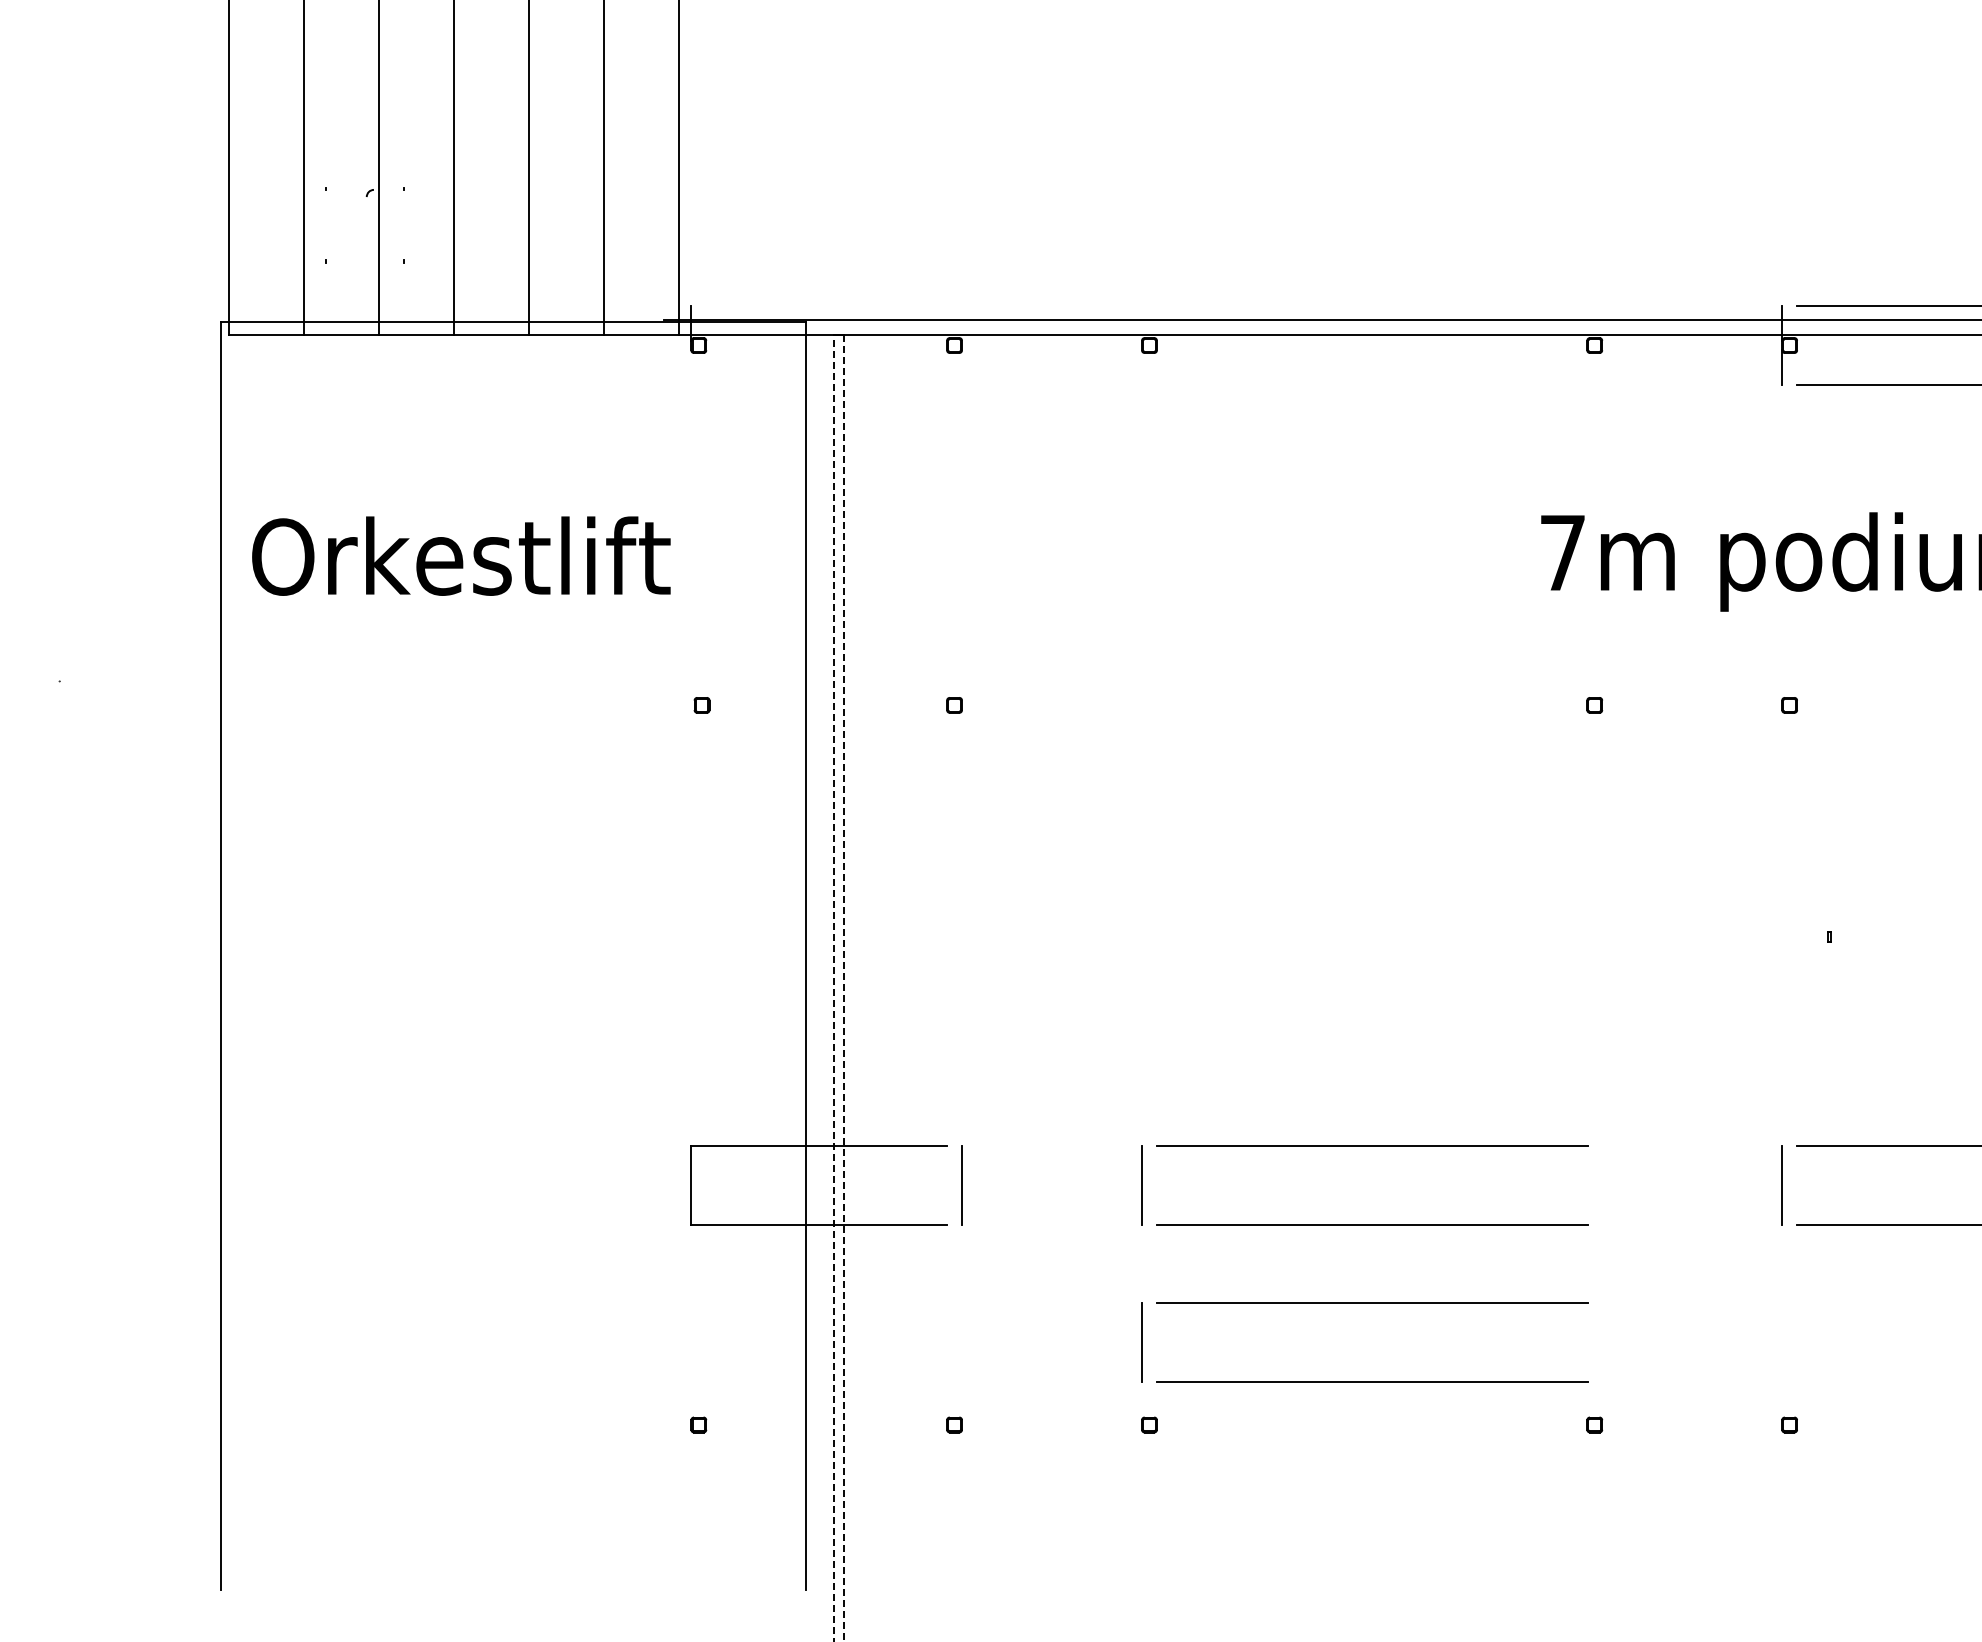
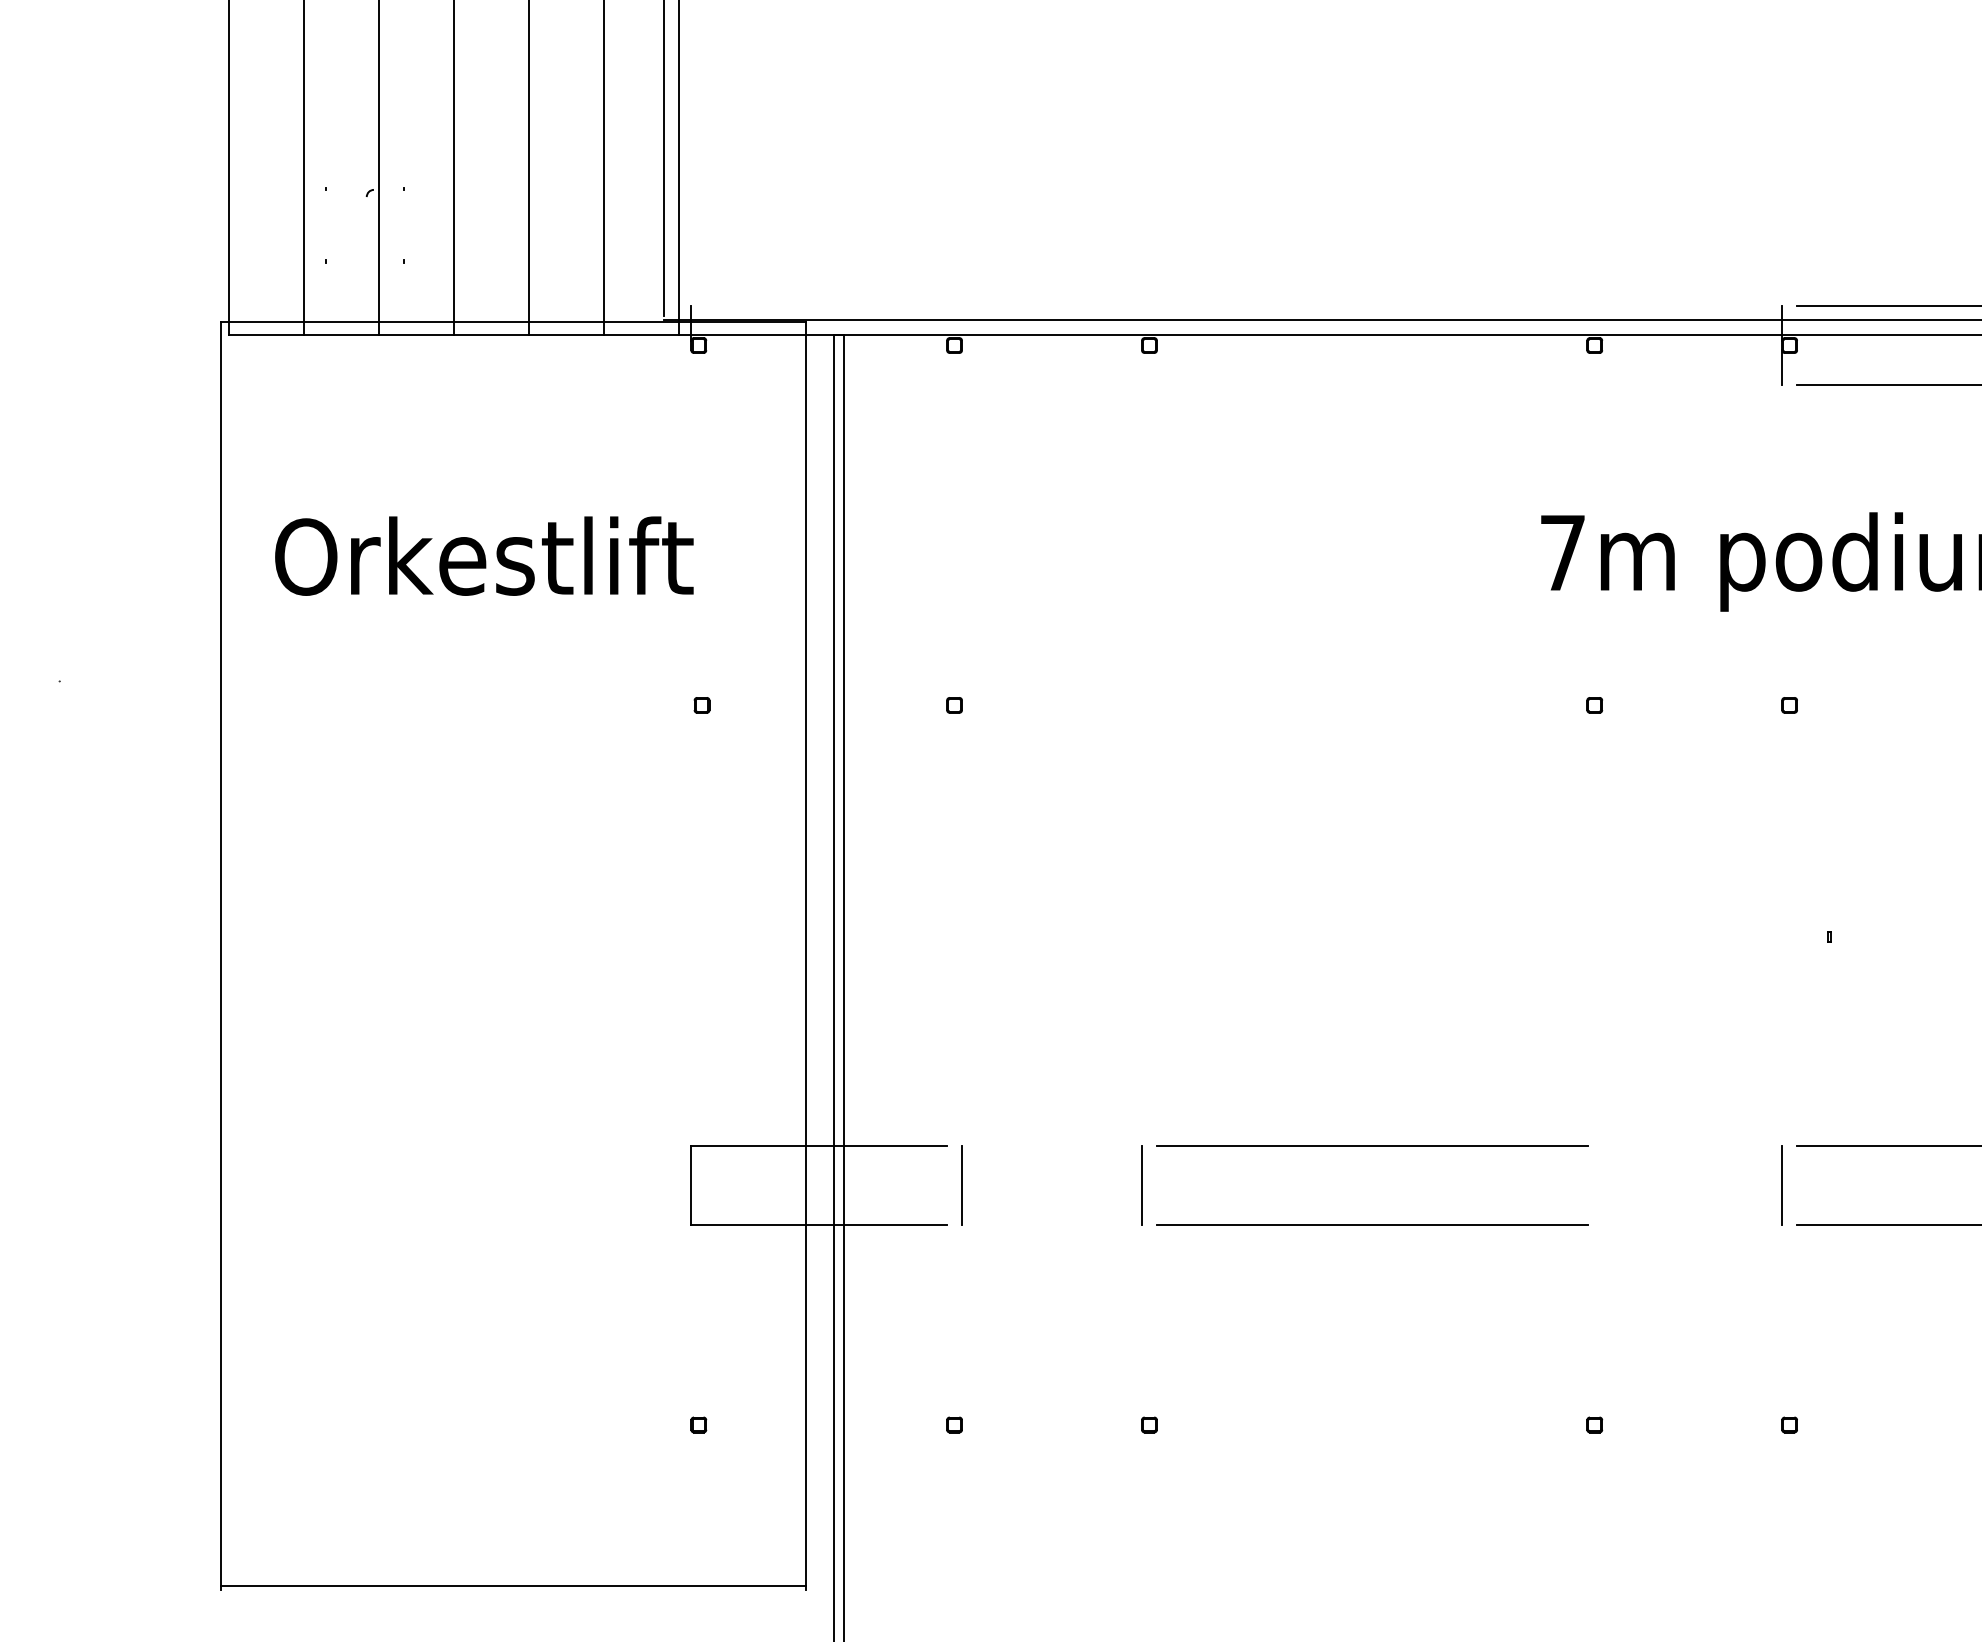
line: none -> present (663, 158)
text position: (461, 555) -> (484, 555) (484, 555)
line: dashed -> solid (834, 988)
line: dashed -> solid (843, 988)
part: present -> none (1364, 1303)
line: none -> present (513, 1586)
